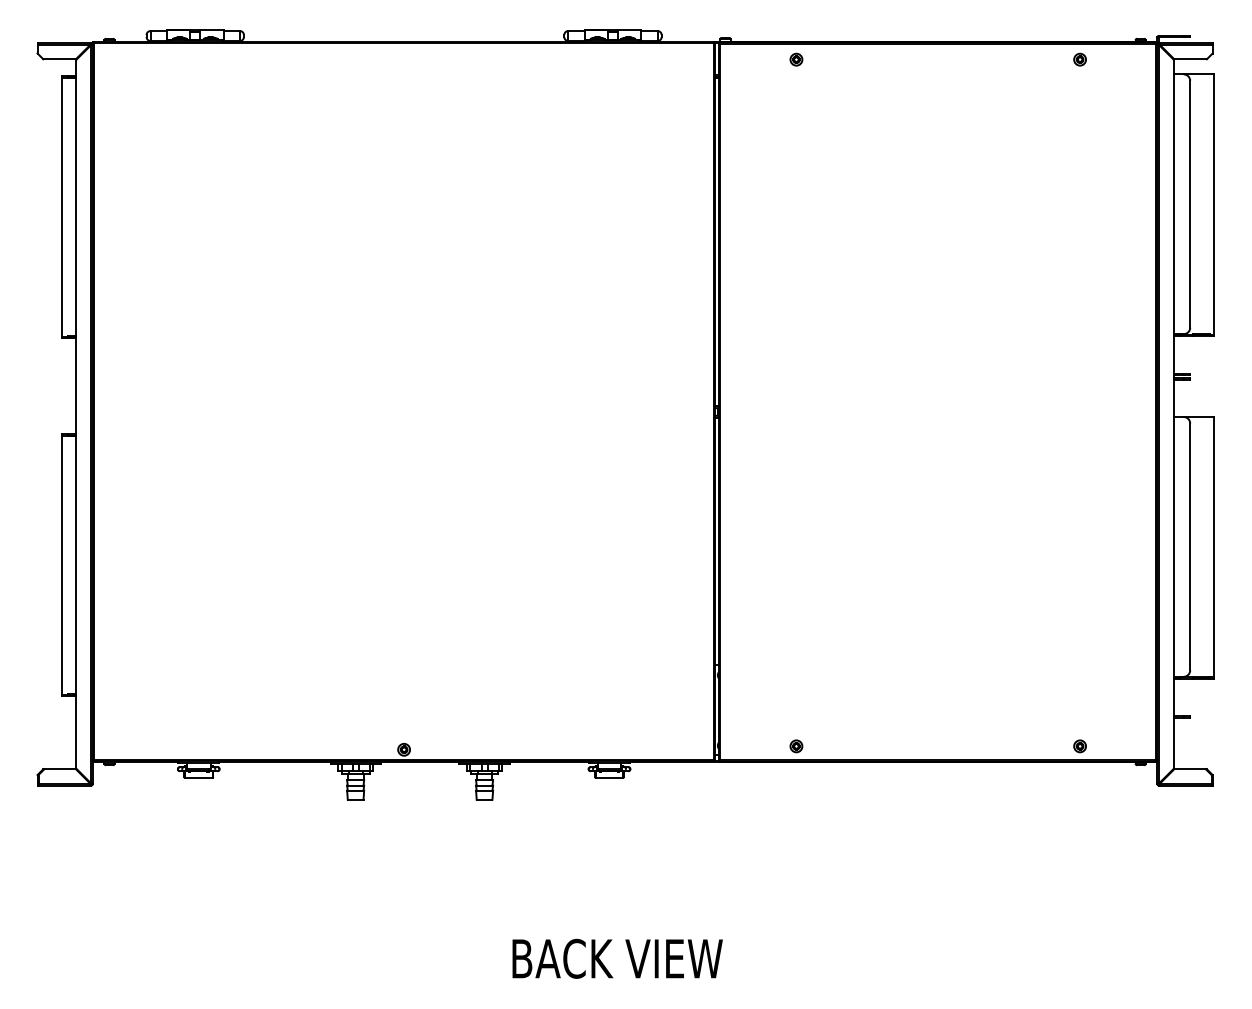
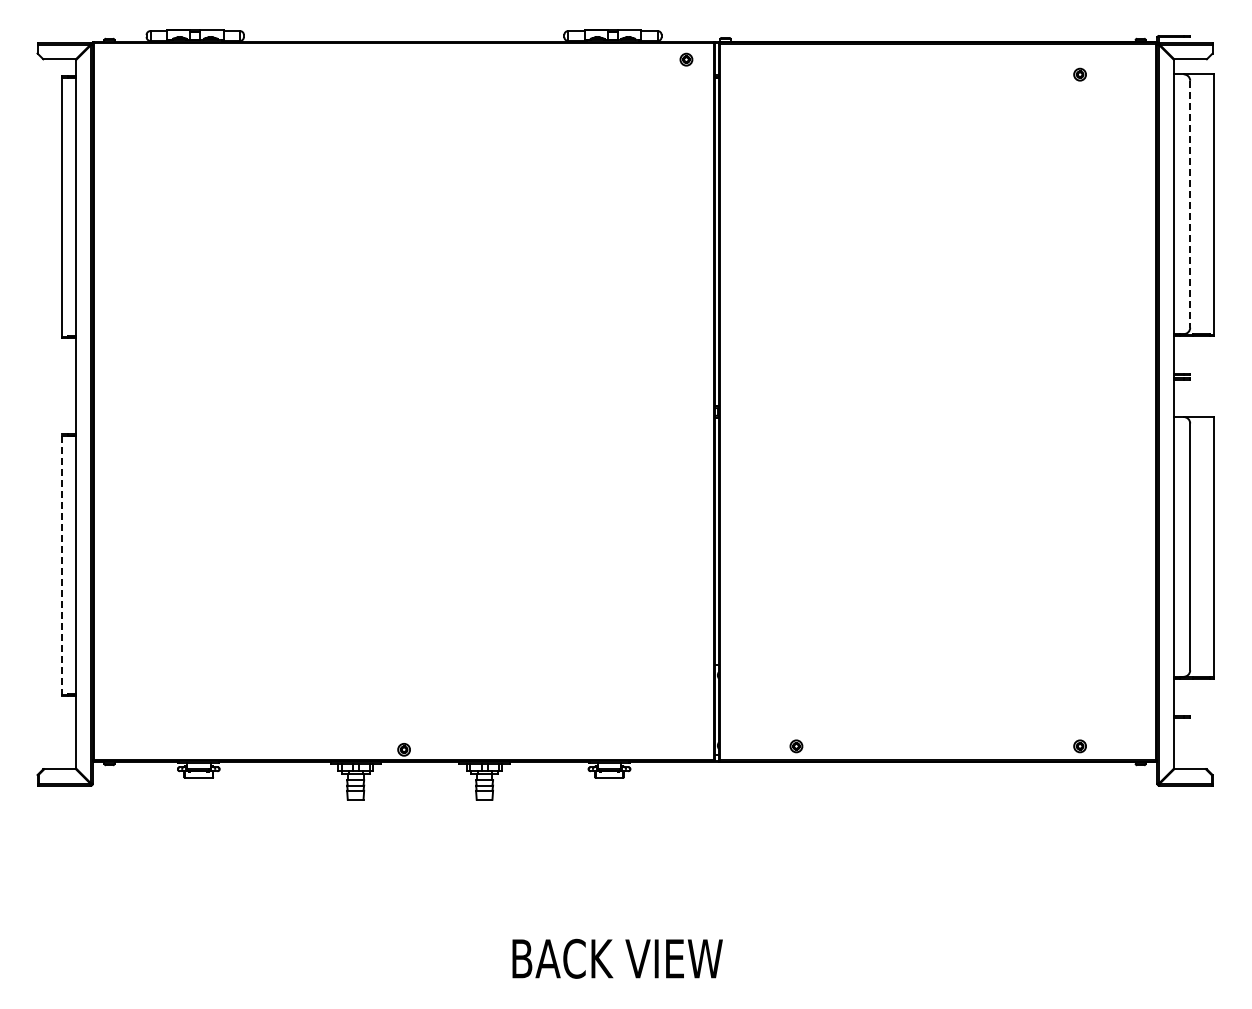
part position: (796, 59) -> (686, 59) (686, 59)
part position: (1079, 59) -> (1079, 74) (1079, 74)
line: solid -> dashed (1190, 204)
line: solid -> dashed (61, 565)
